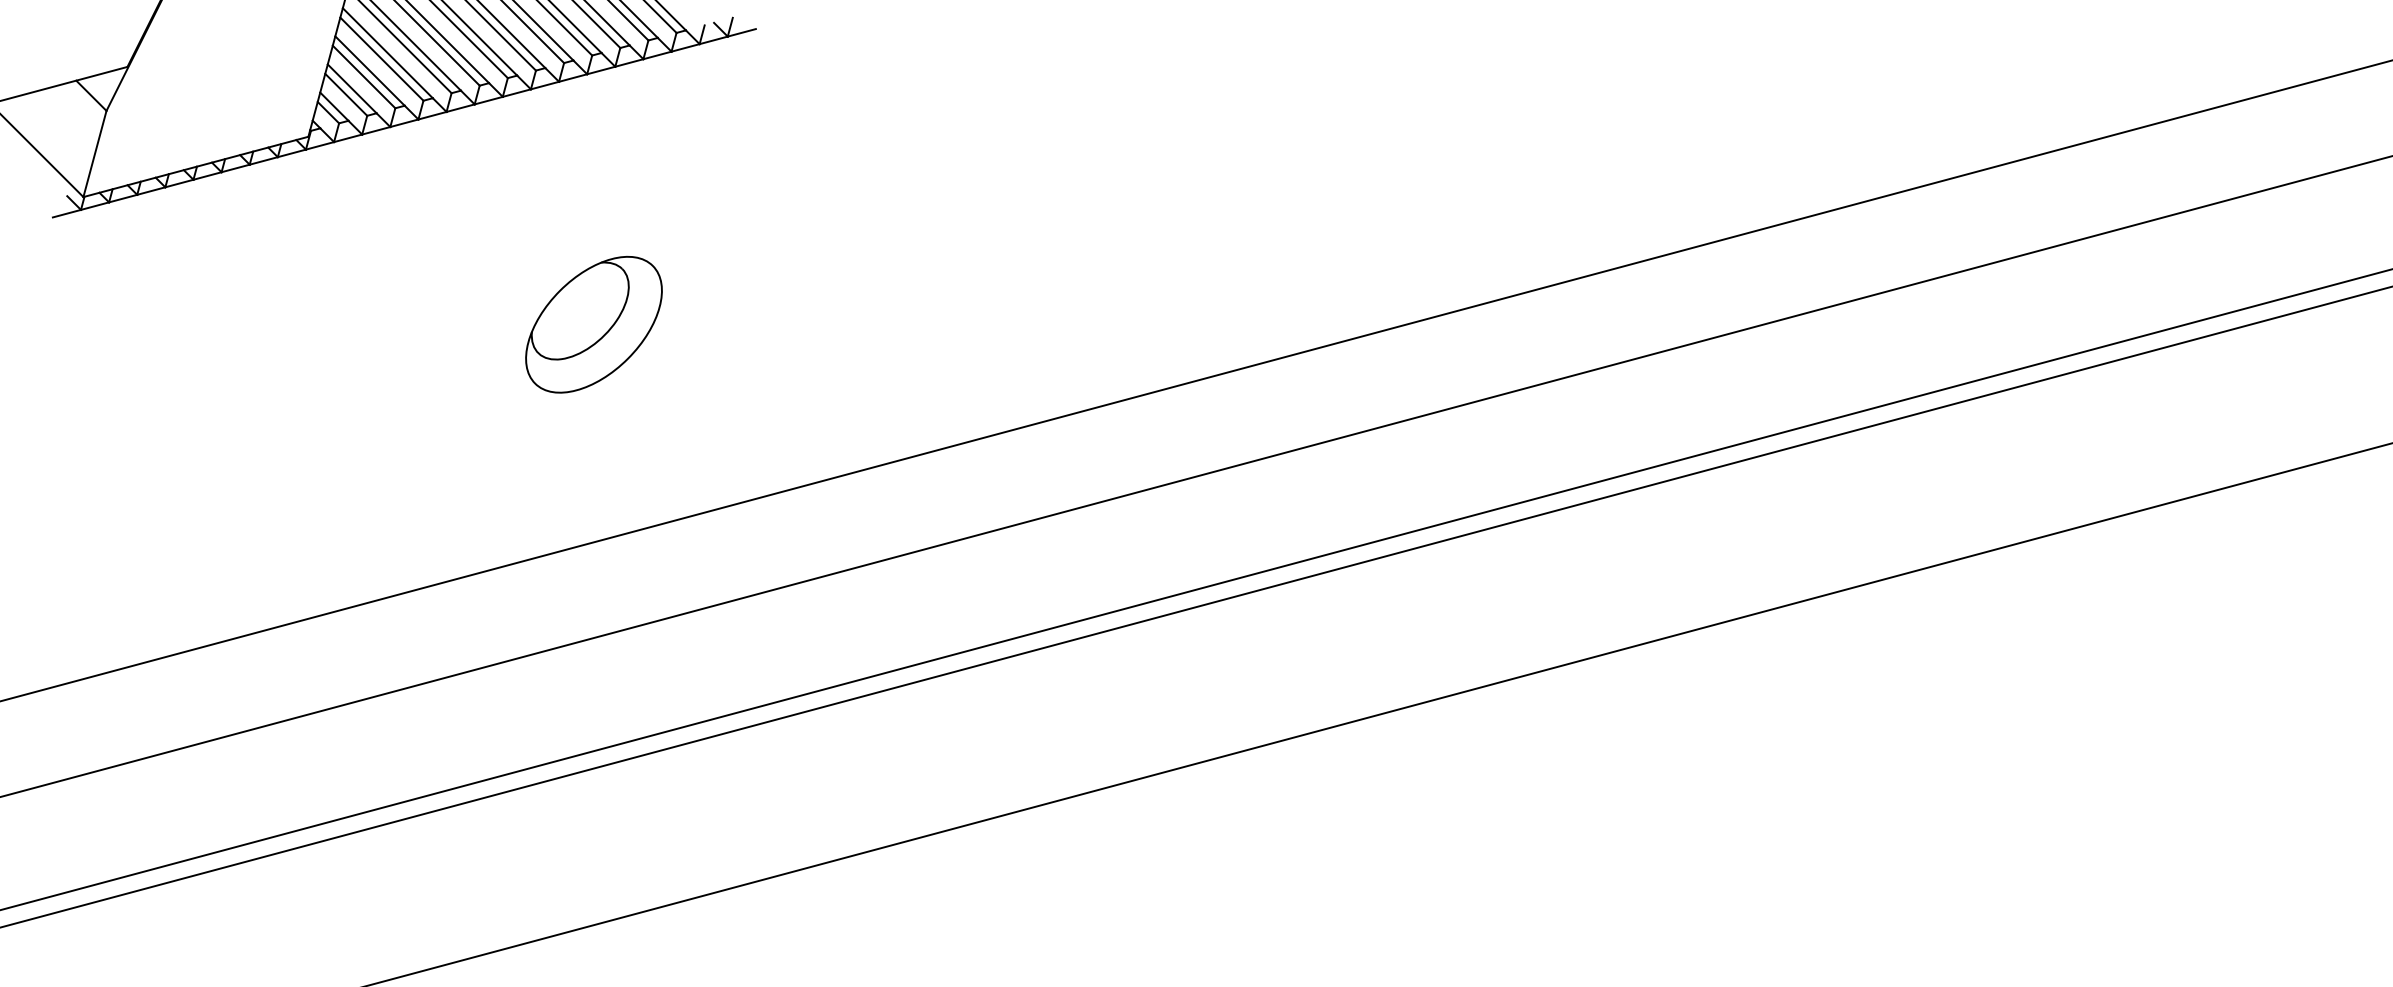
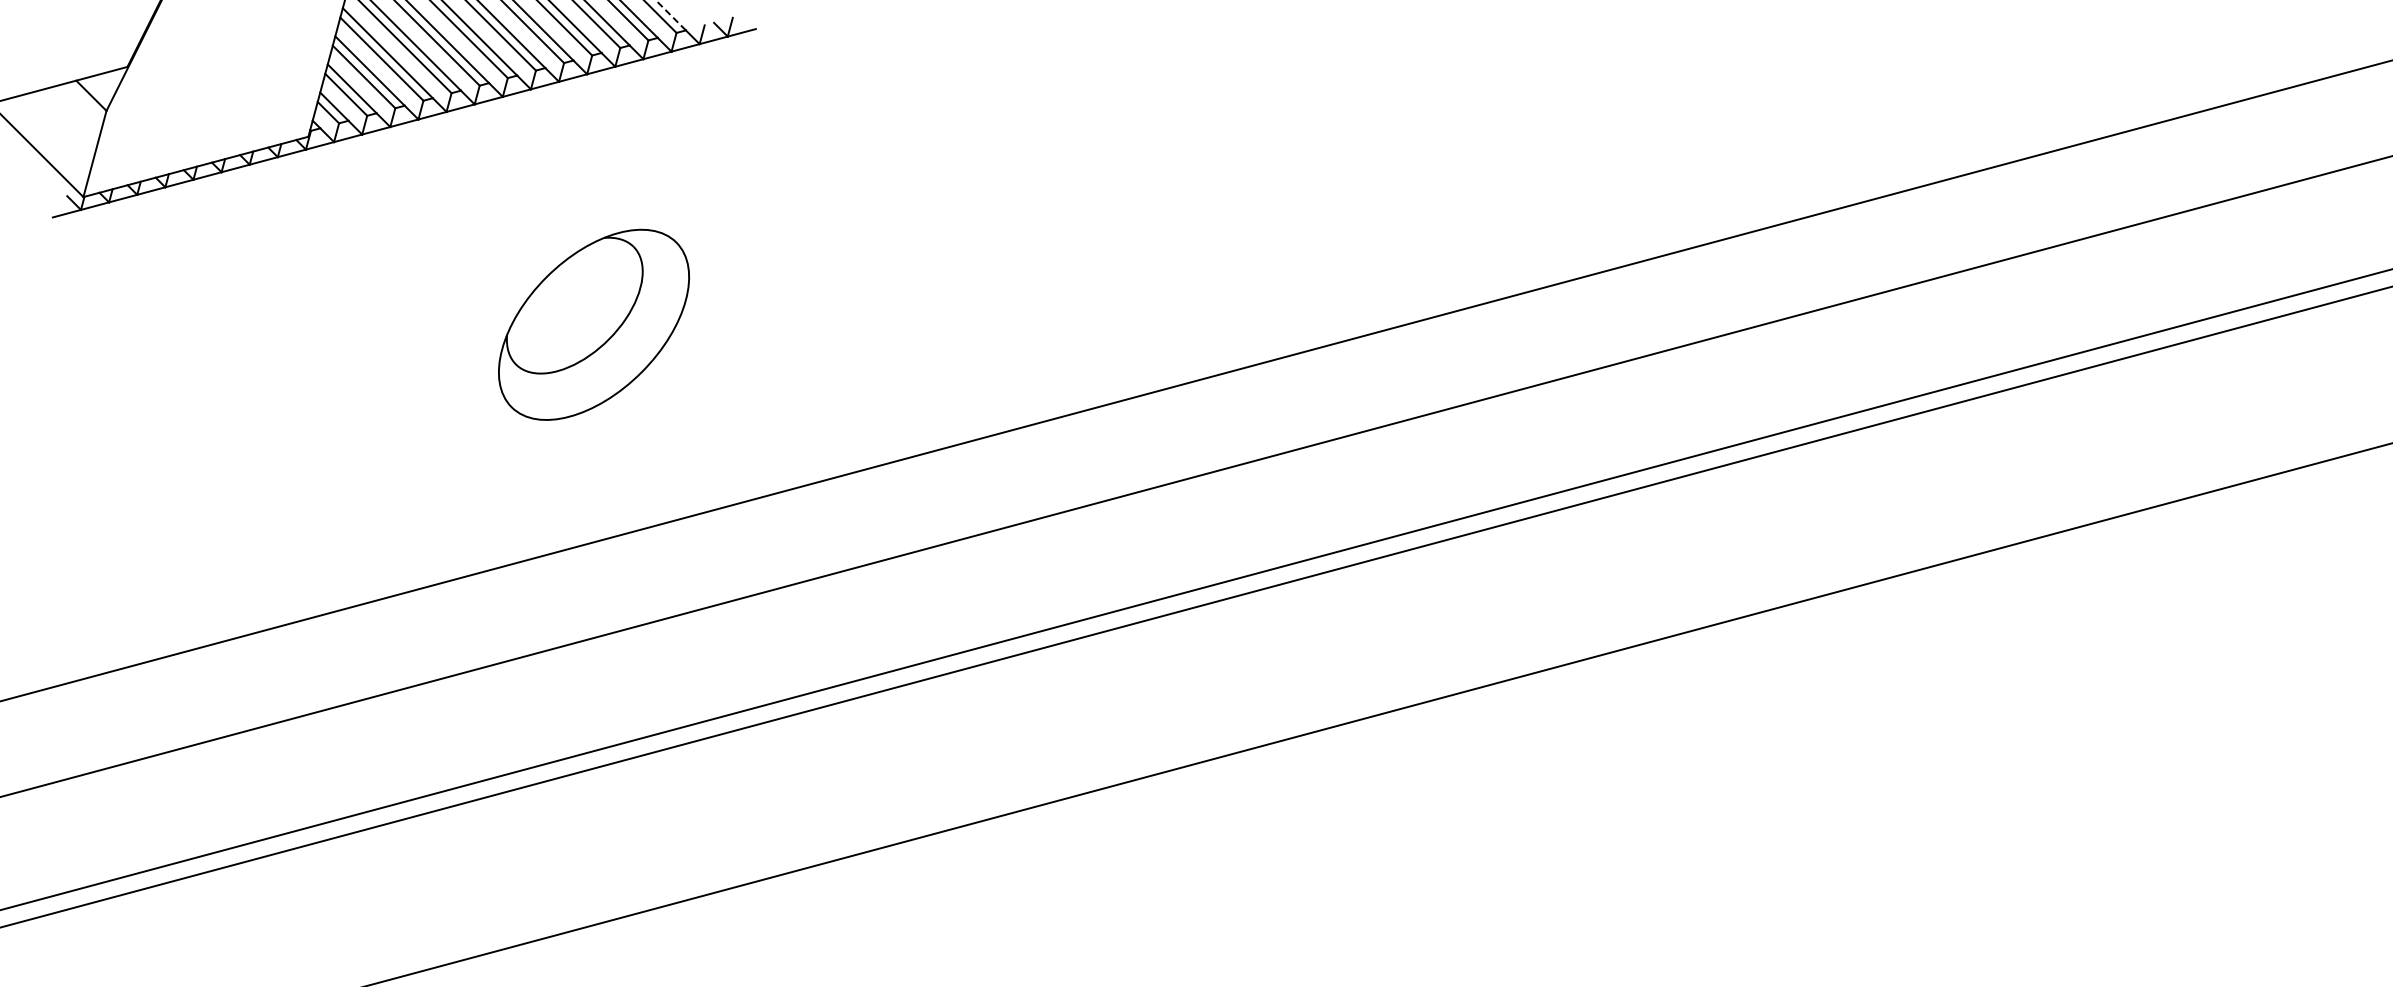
line: solid -> dashed (670, 14)
part size: 138x139 px -> 192x193 px (593, 324)
